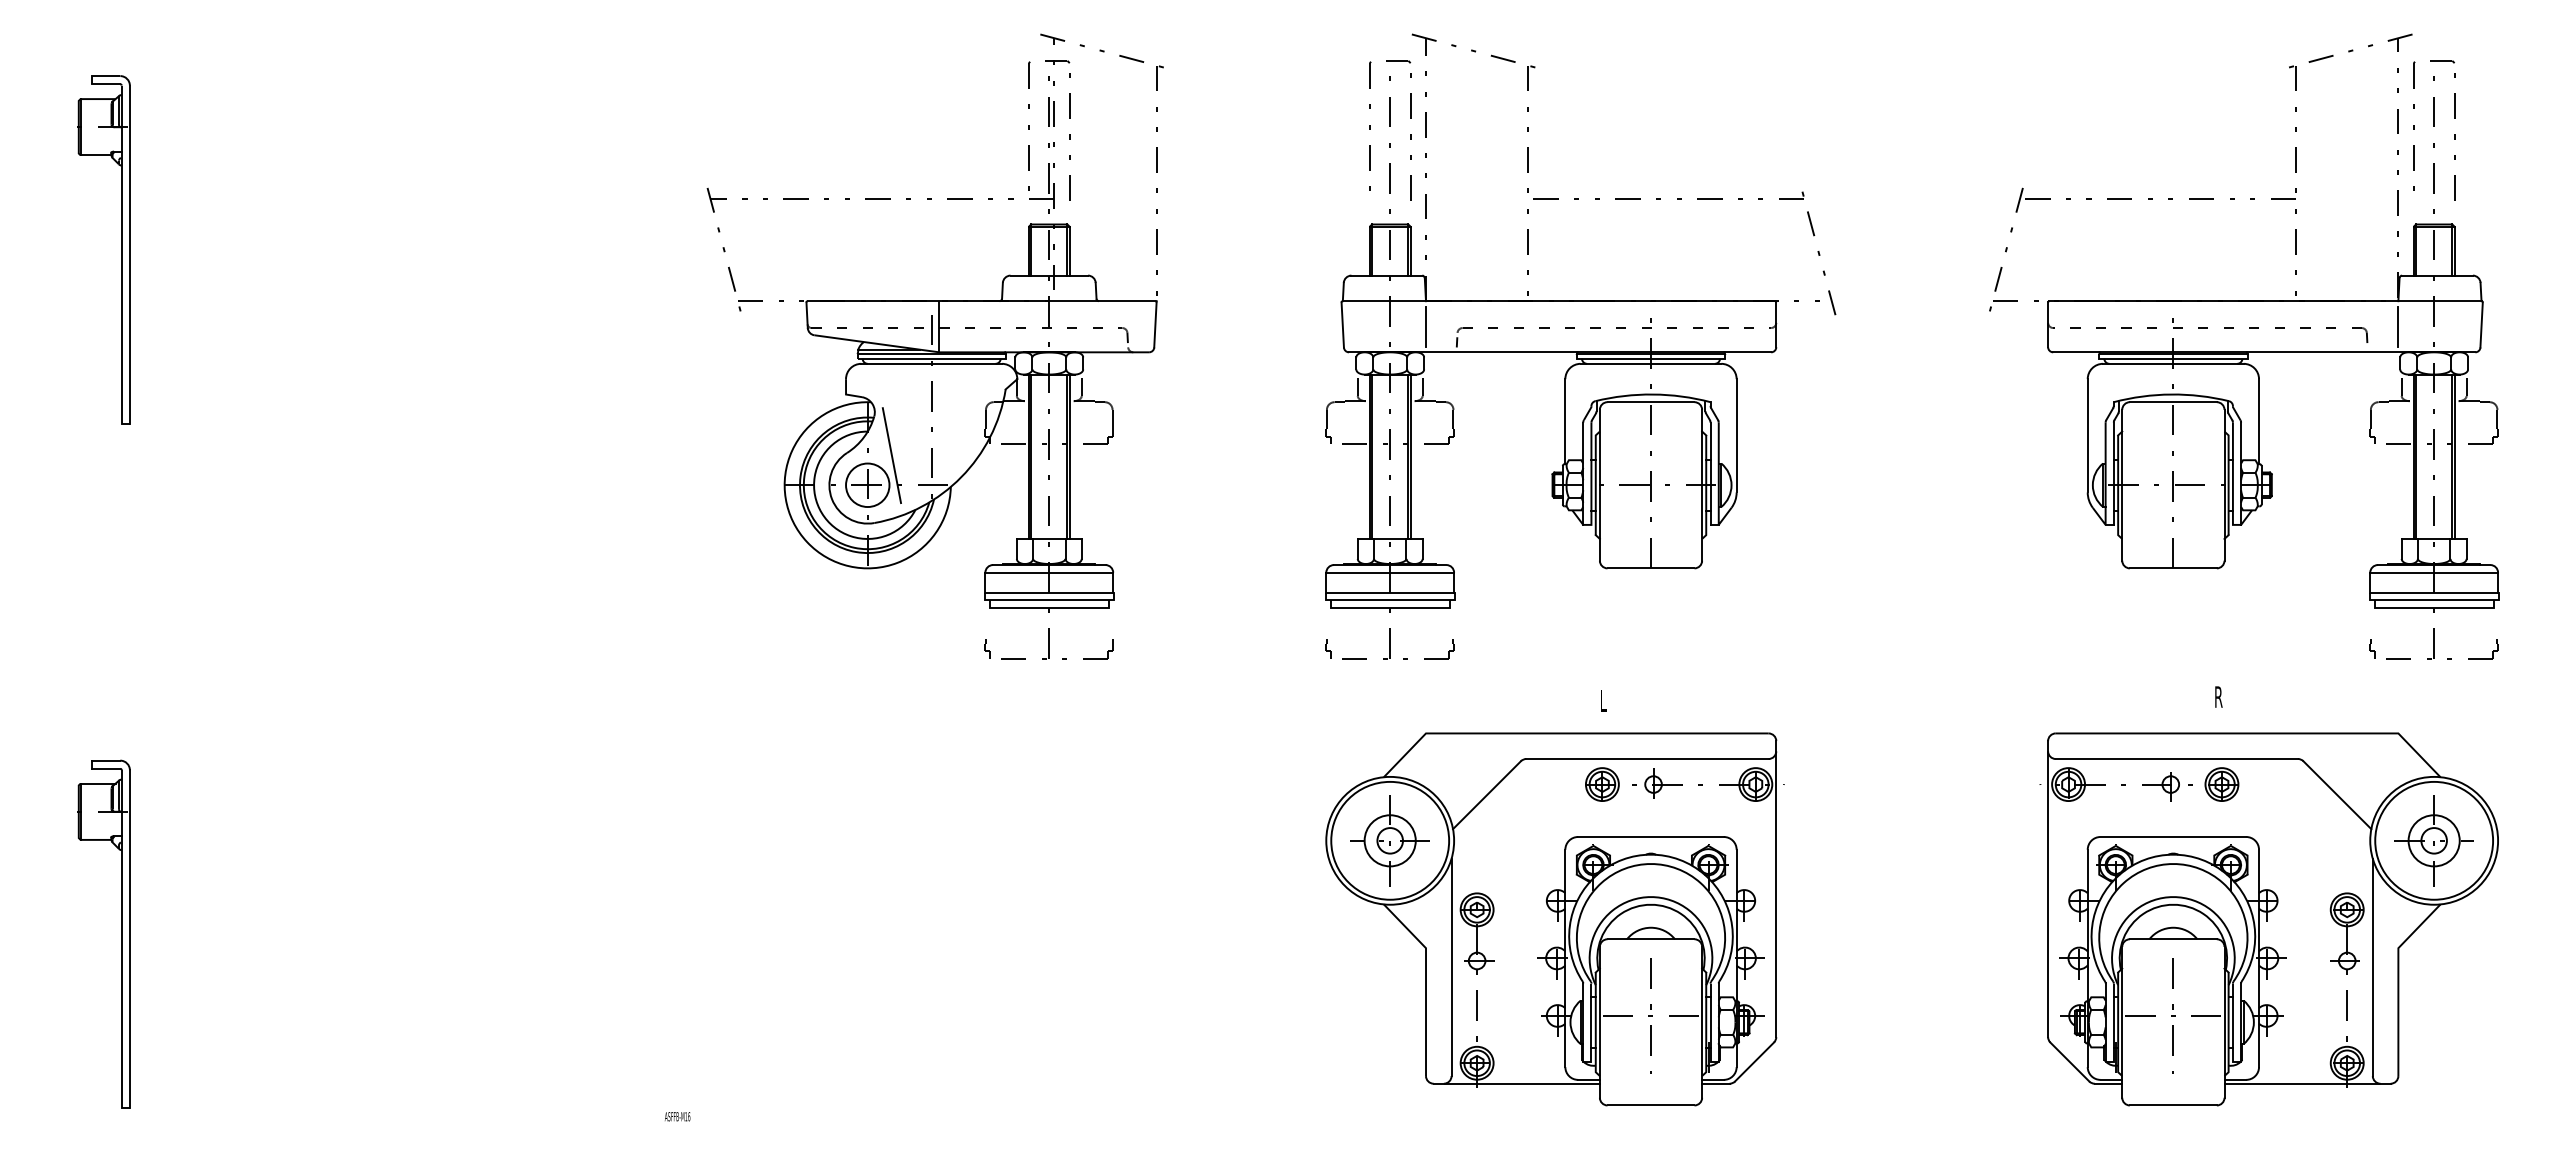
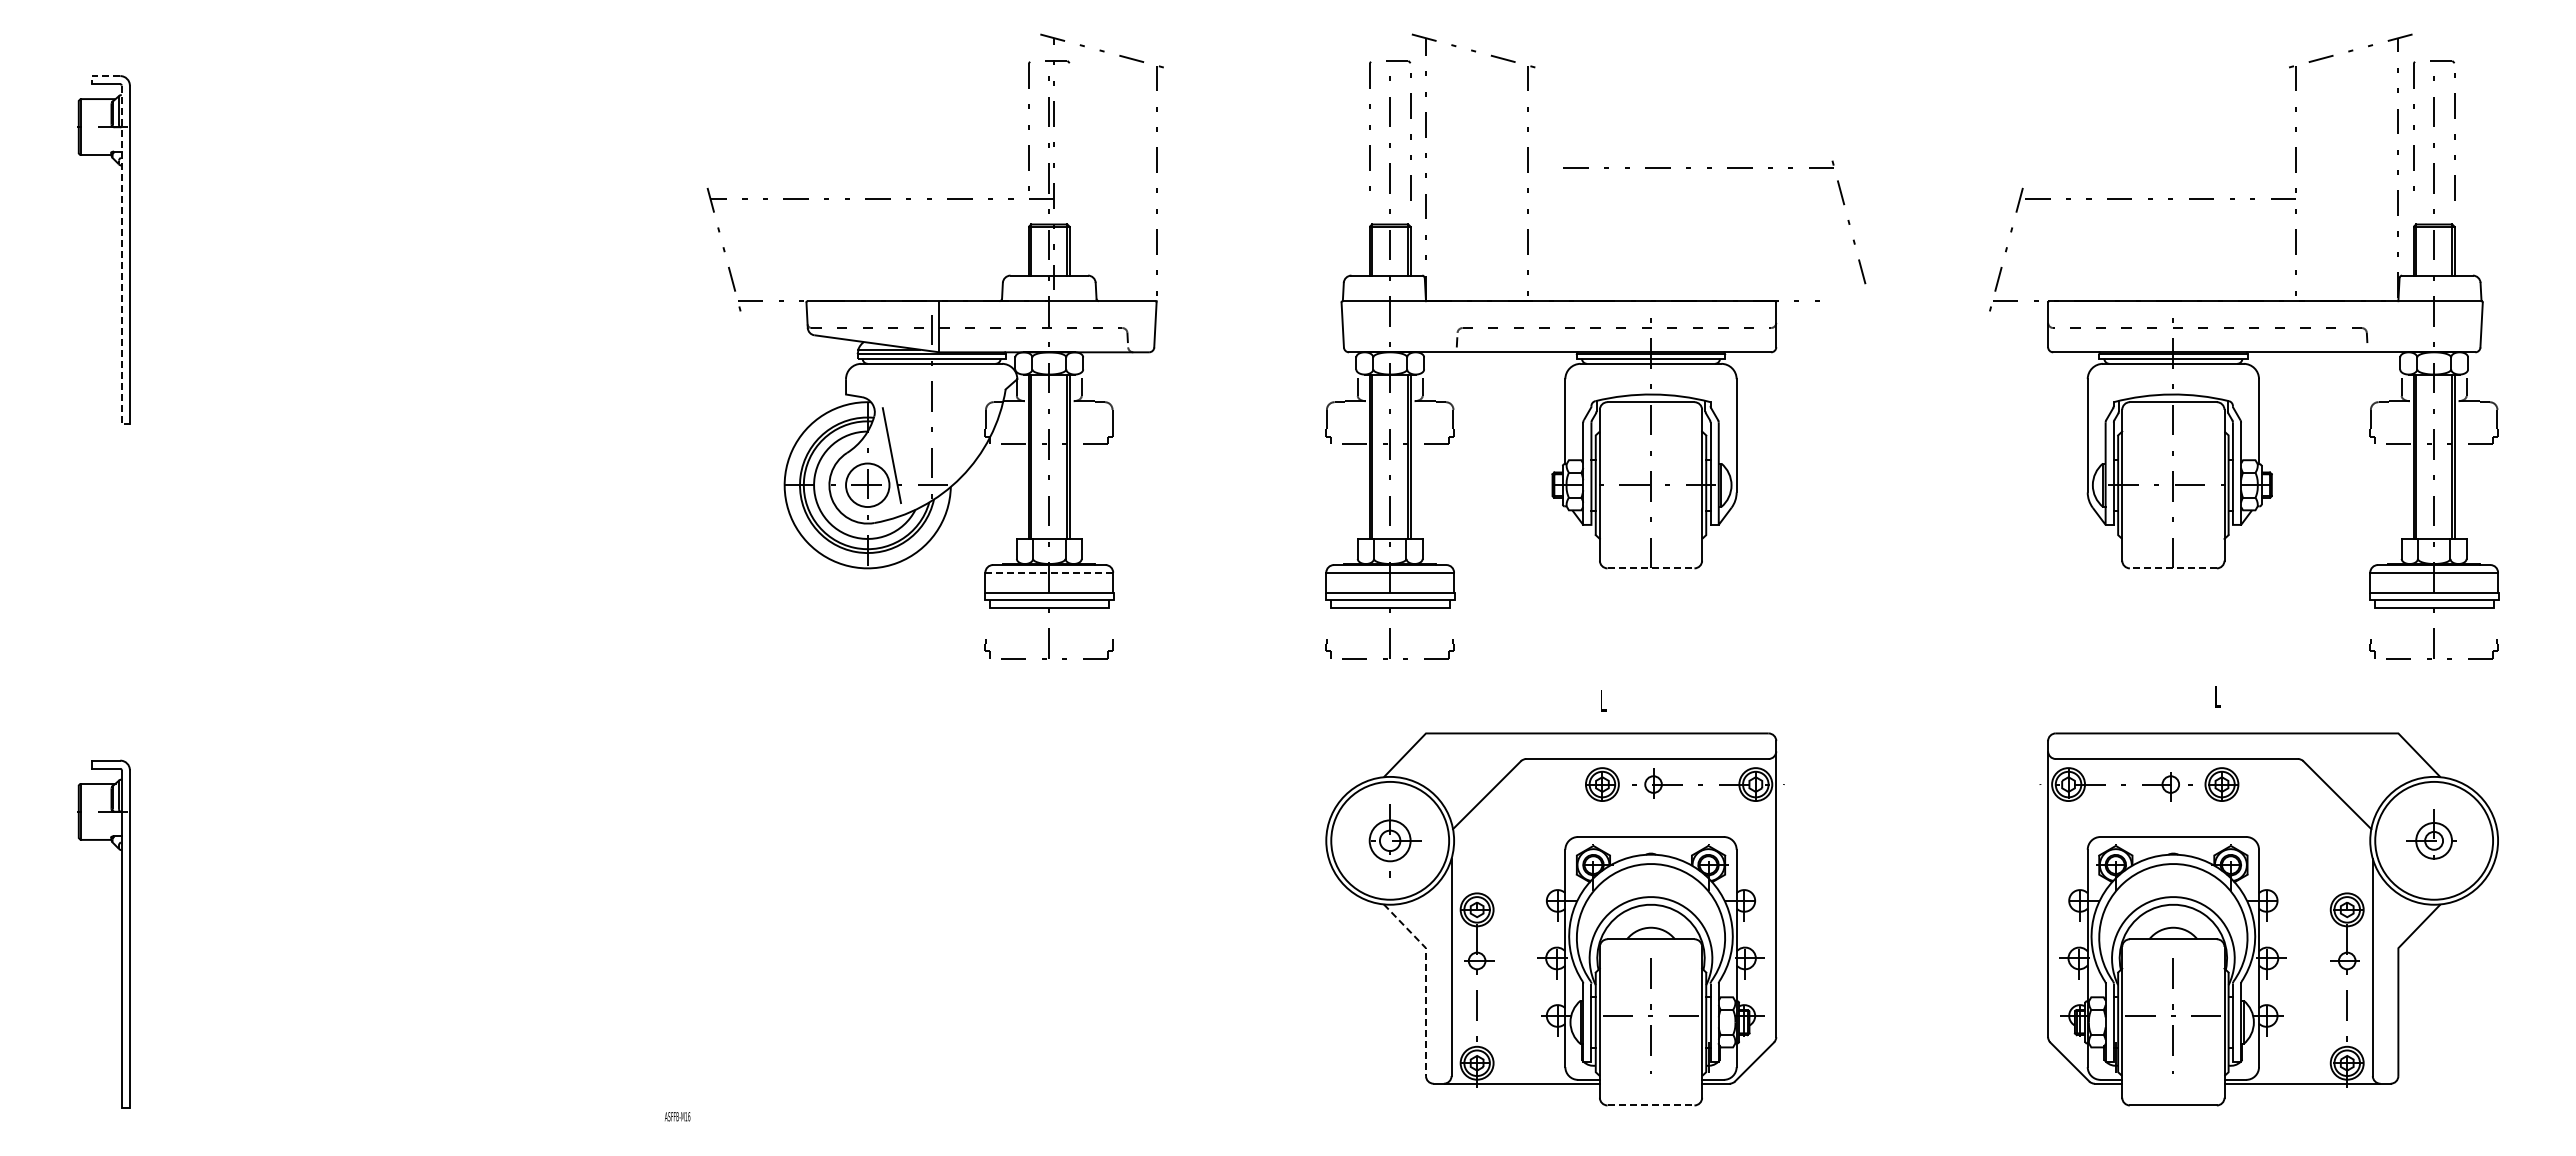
line: solid -> dashed (100, 76)
line: present -> none (1069, 136)
part position: (1681, 199) -> (1711, 168) (1711, 168)
line: solid -> dashed (121, 260)
line: present -> none (1426, 327)
line: present -> none (2398, 327)
line: solid -> dashed (1651, 568)
line: solid -> dashed (2172, 568)
line: solid -> dashed (1049, 572)
text: R -> L (2218, 696)
part size: 80x92 px -> 54x74 px (1394, 840)
part size: 80x92 px -> 51x51 px (2431, 834)
line: solid -> dashed (1426, 981)
line: solid -> dashed (1651, 1105)
